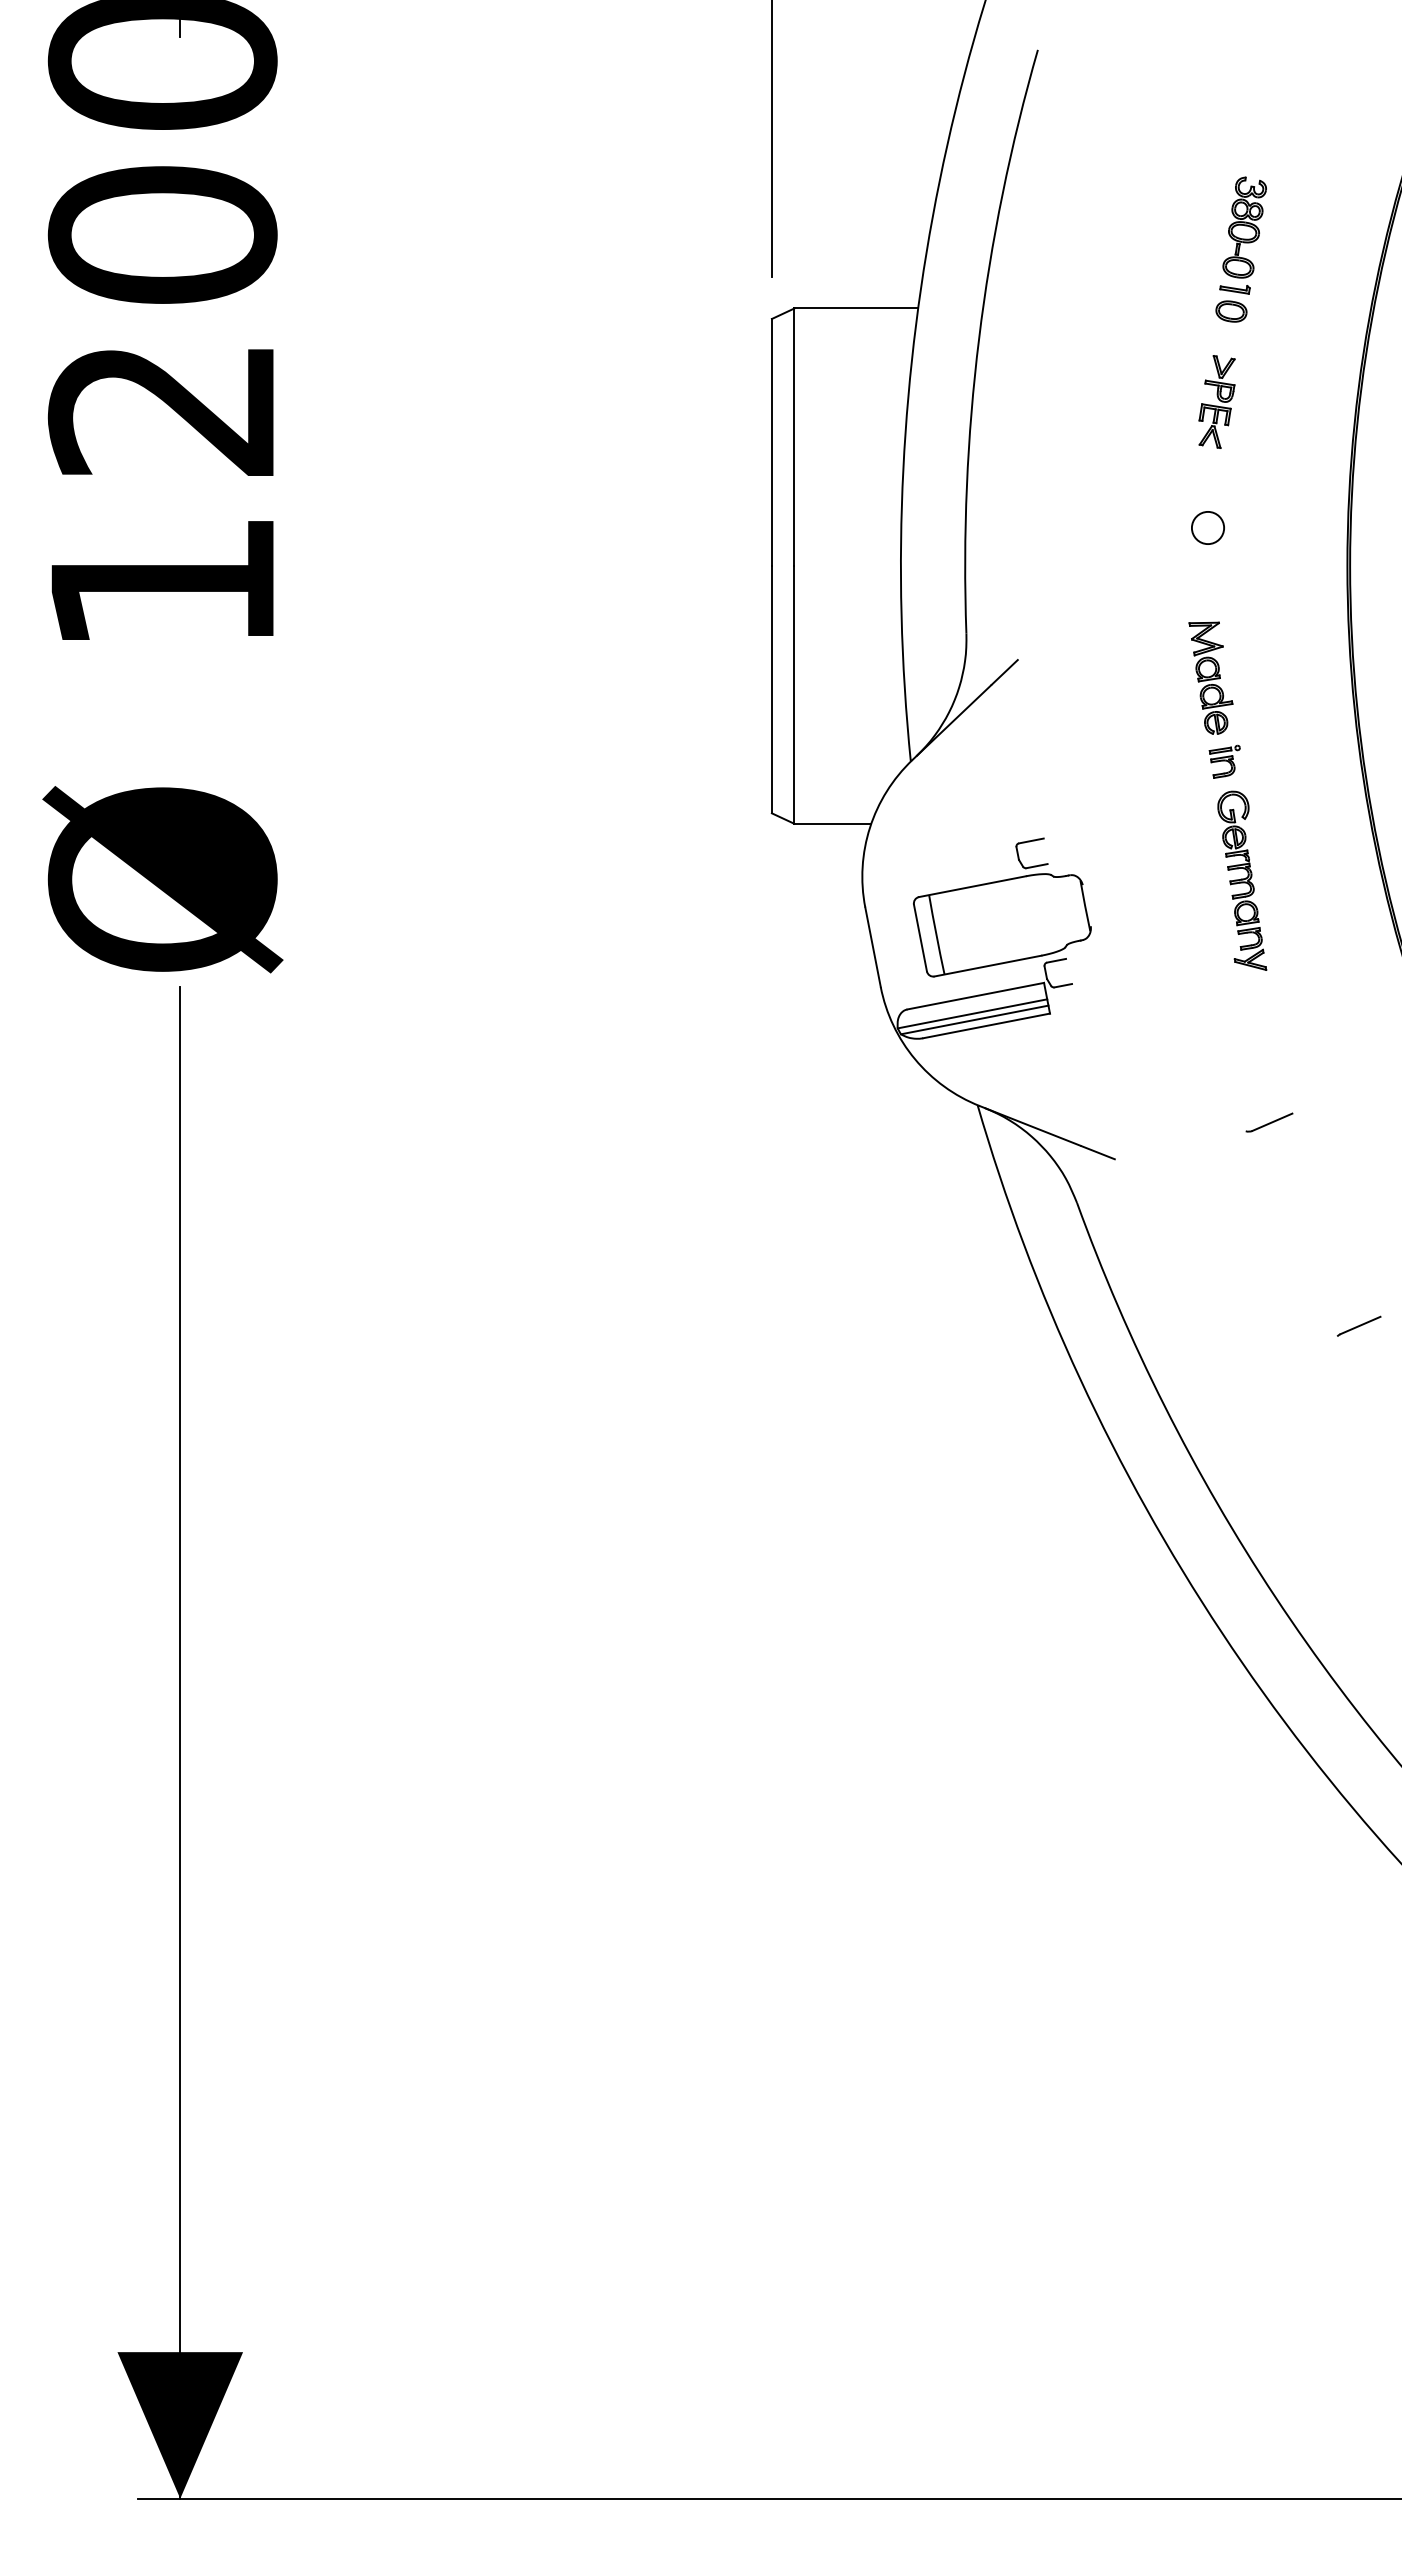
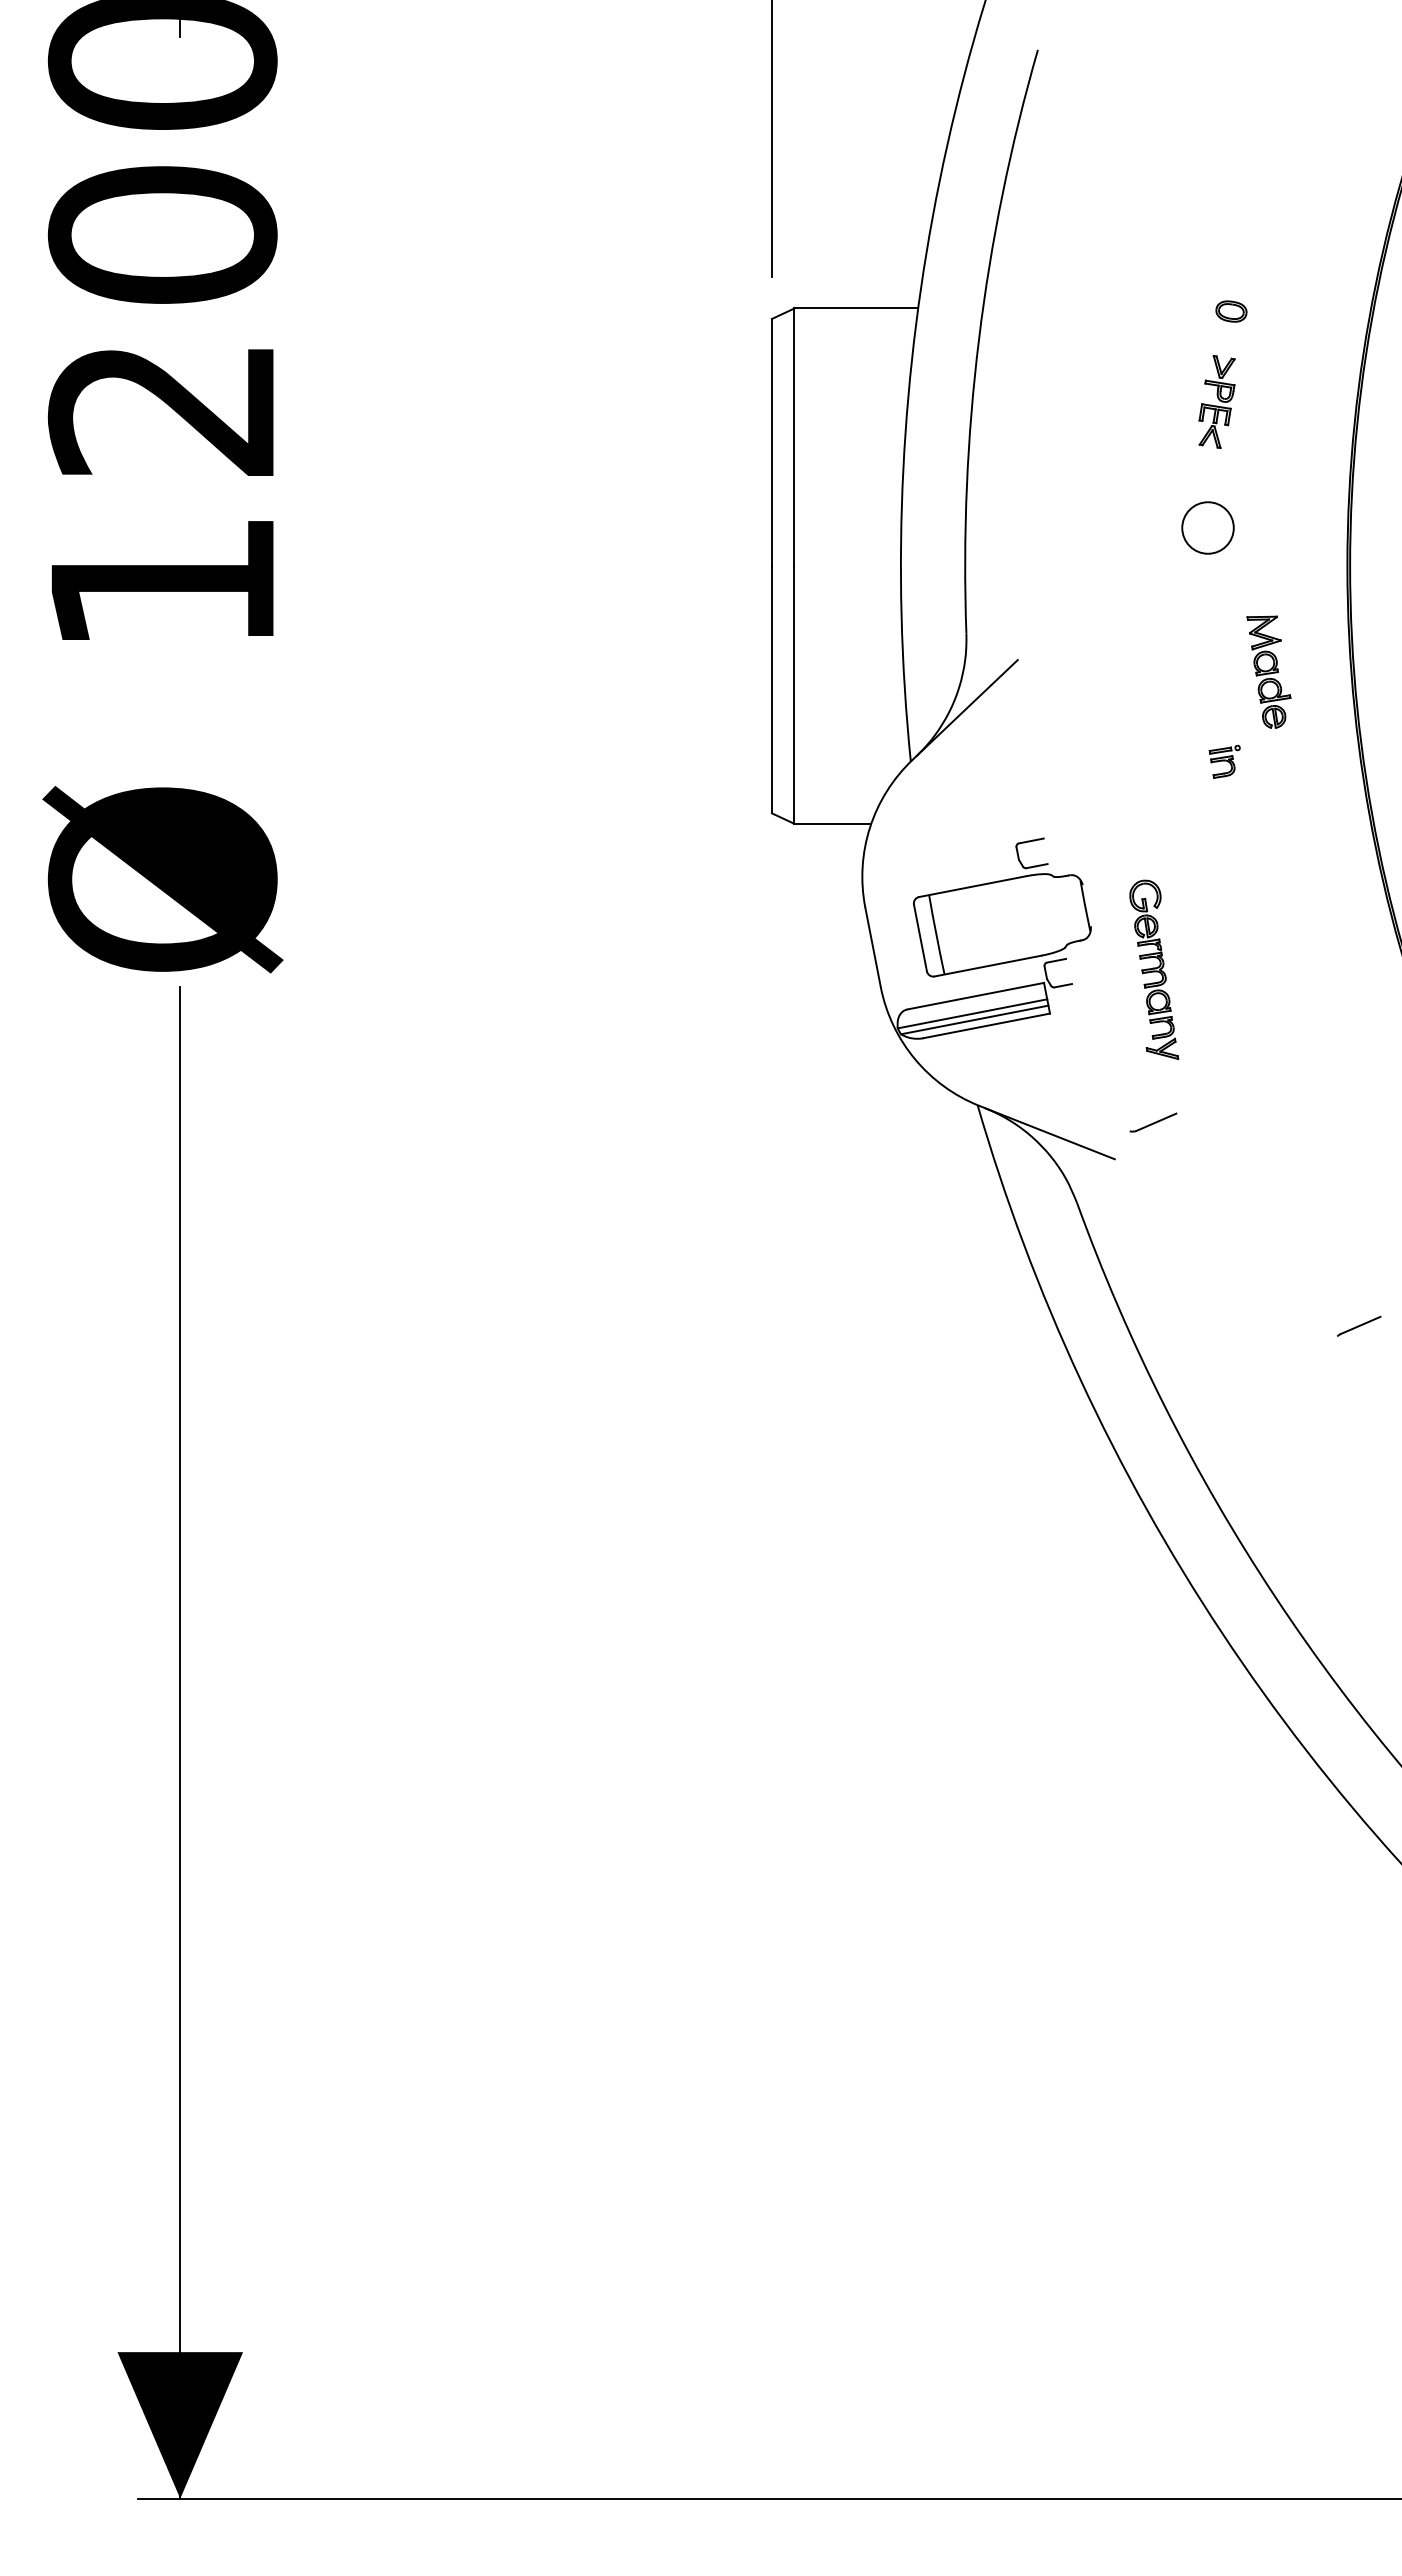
part: present -> none (1242, 235)
circle diameter: 32 px -> 52 px (1207, 527)
part position: (1210, 677) -> (1268, 671) (1268, 671)
part position: (1242, 880) -> (1154, 969) (1154, 969)
part position: (1269, 1122) -> (1153, 1122) (1153, 1122)
